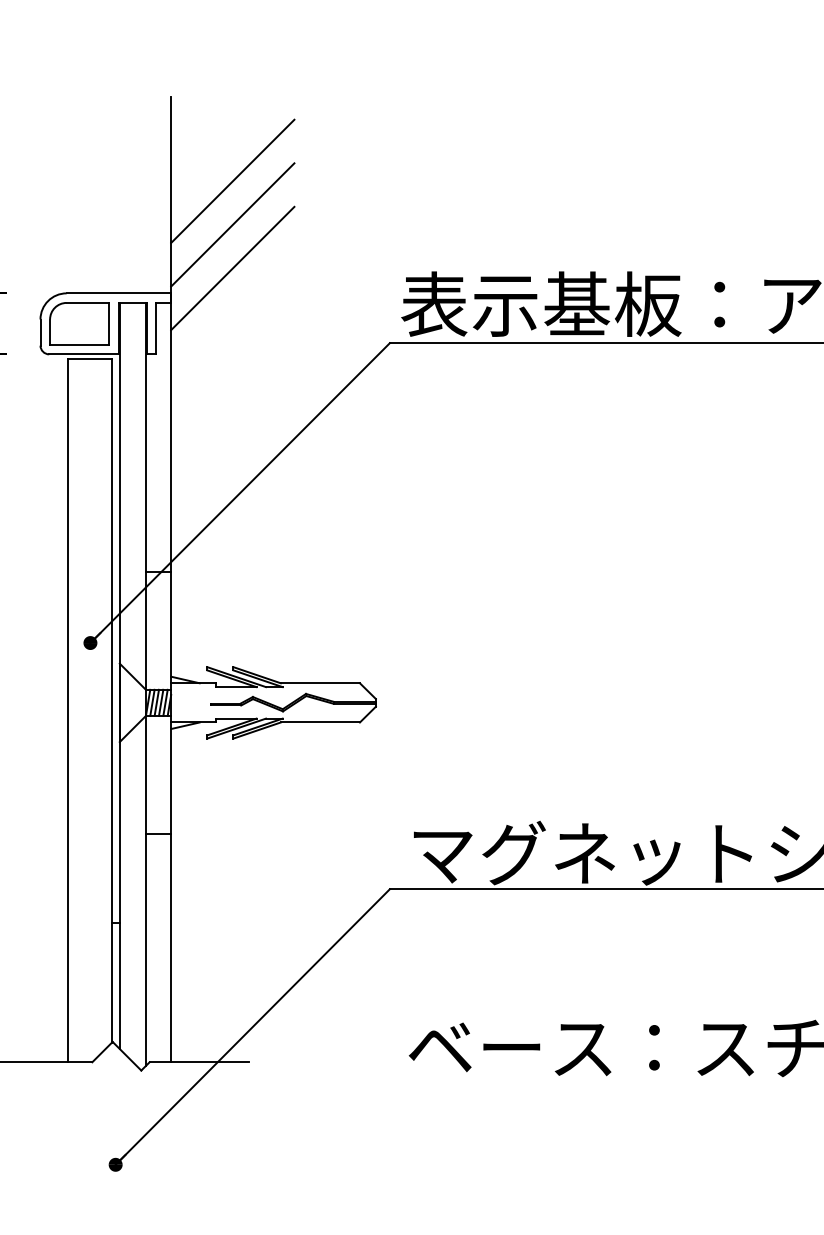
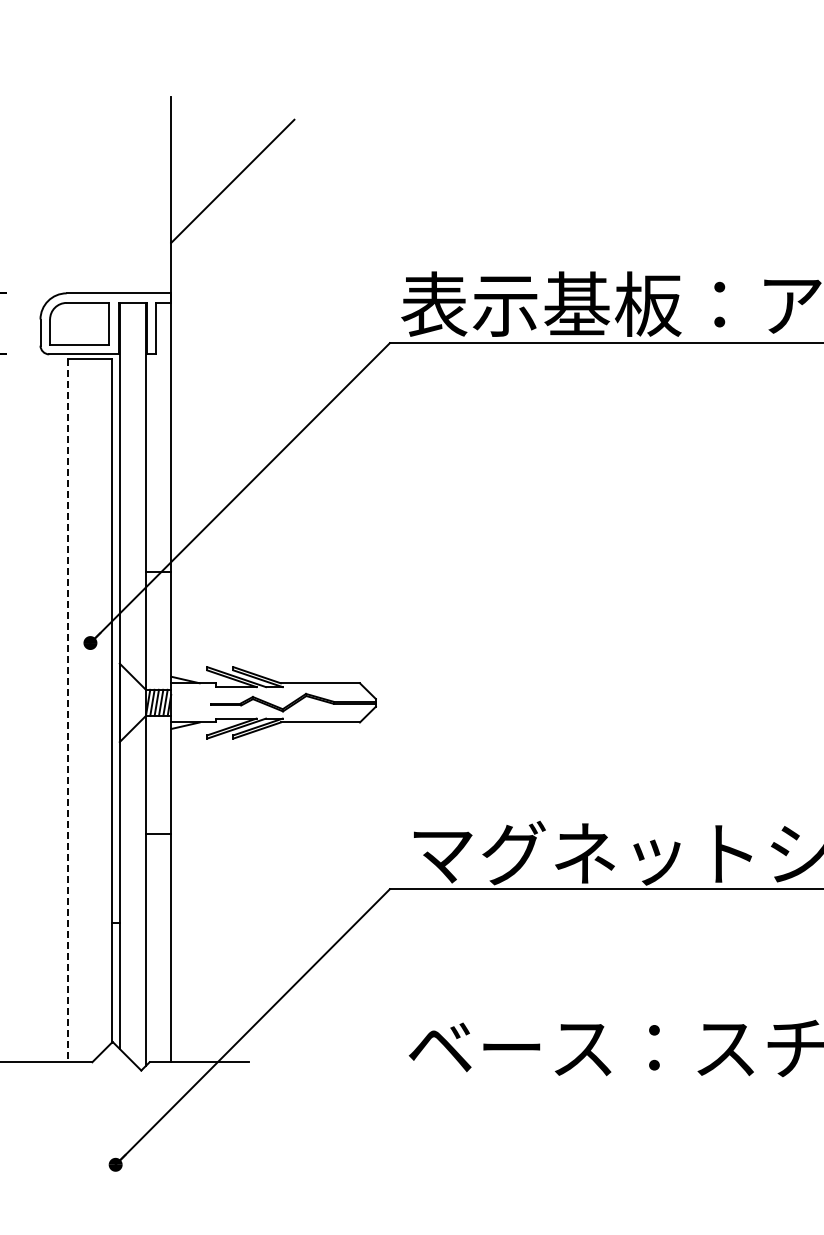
line: present -> none (232, 224)
line: present -> none (232, 268)
line: solid -> dashed (68, 710)
